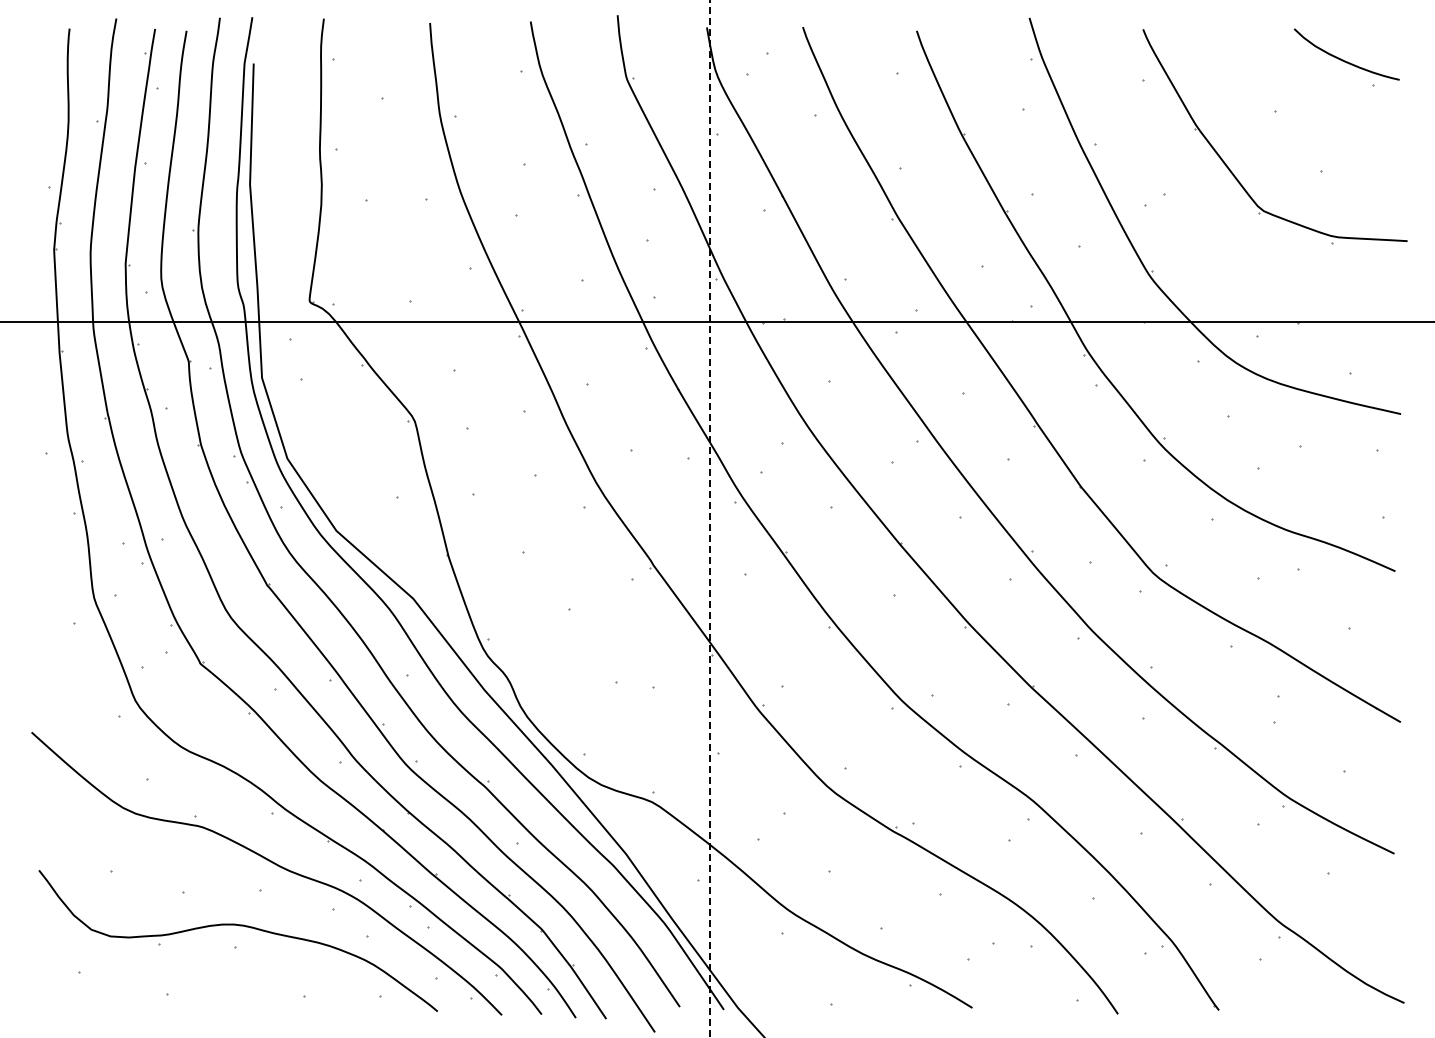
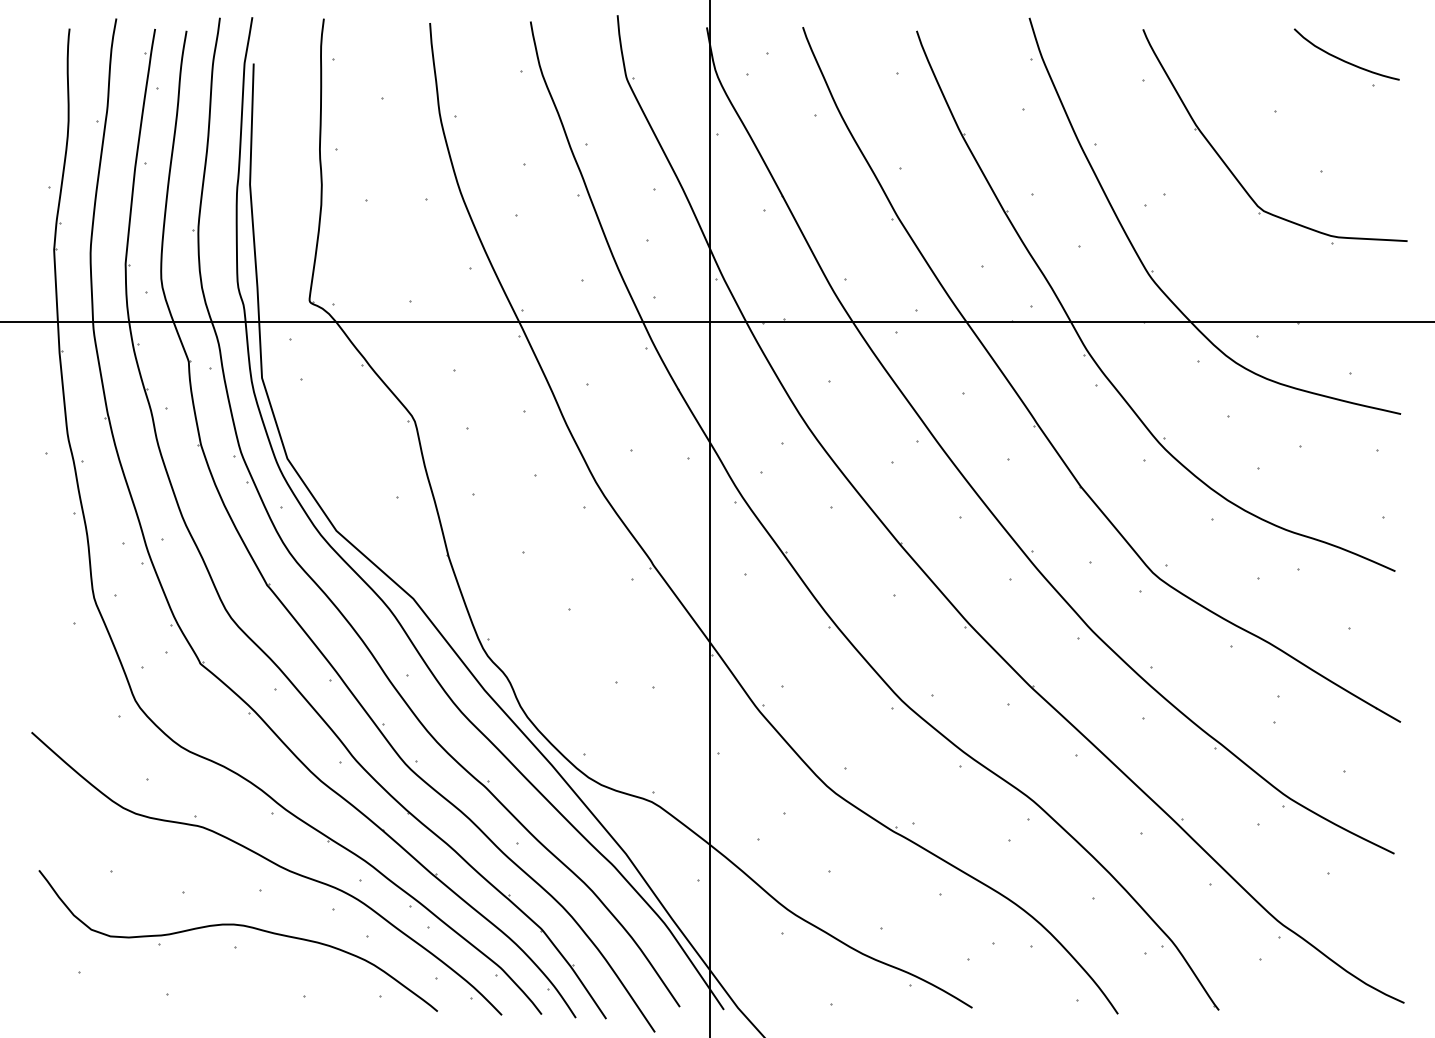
line: dashed -> solid (709, 519)
